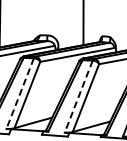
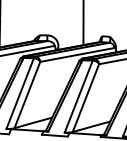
line: dashed -> solid (20, 93)
line: dashed -> solid (78, 96)
